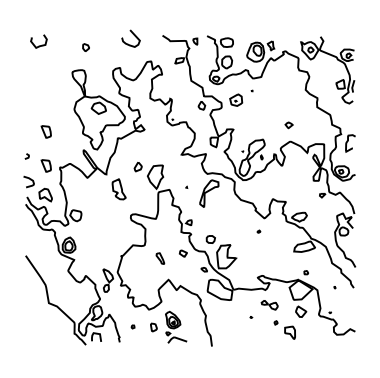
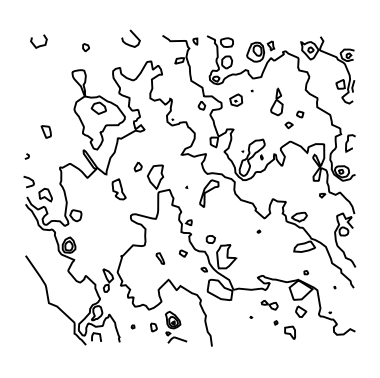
part: none -> present (276, 101)
part: none -> present (300, 114)
part: present -> none (45, 165)
